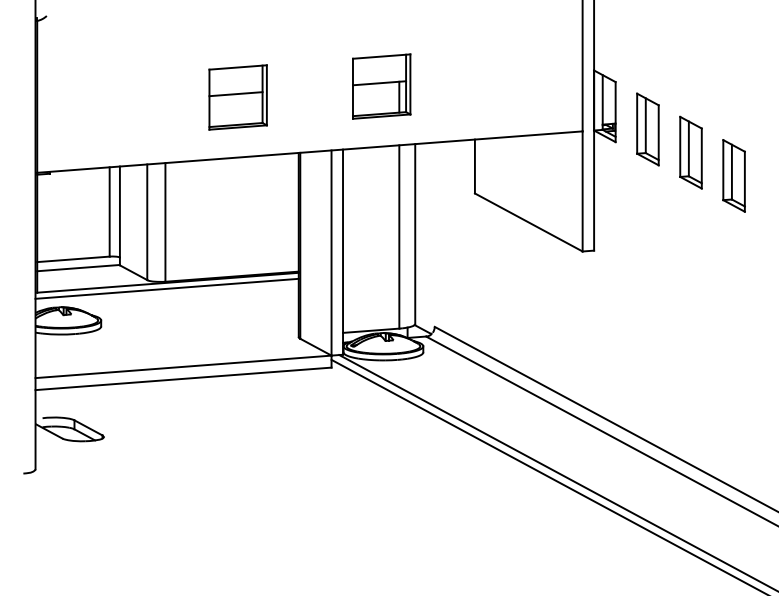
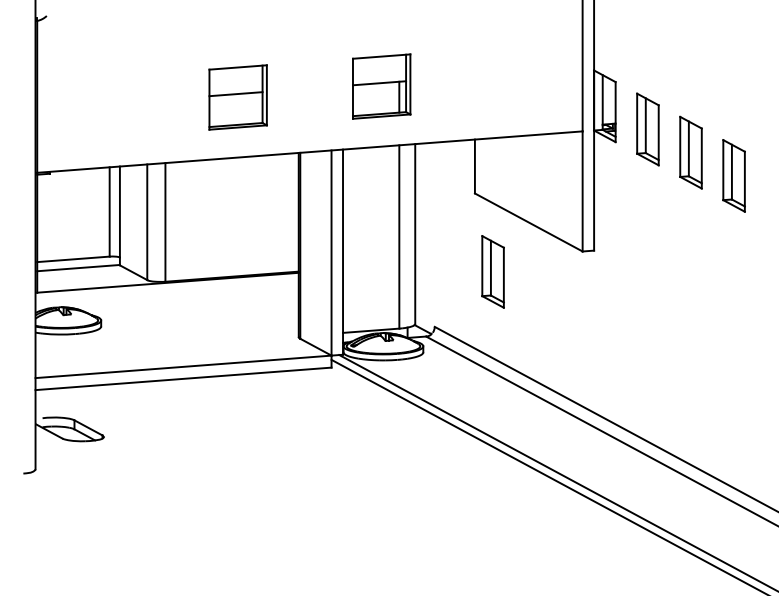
part: none -> present (492, 271)
line: present -> none (166, 288)
